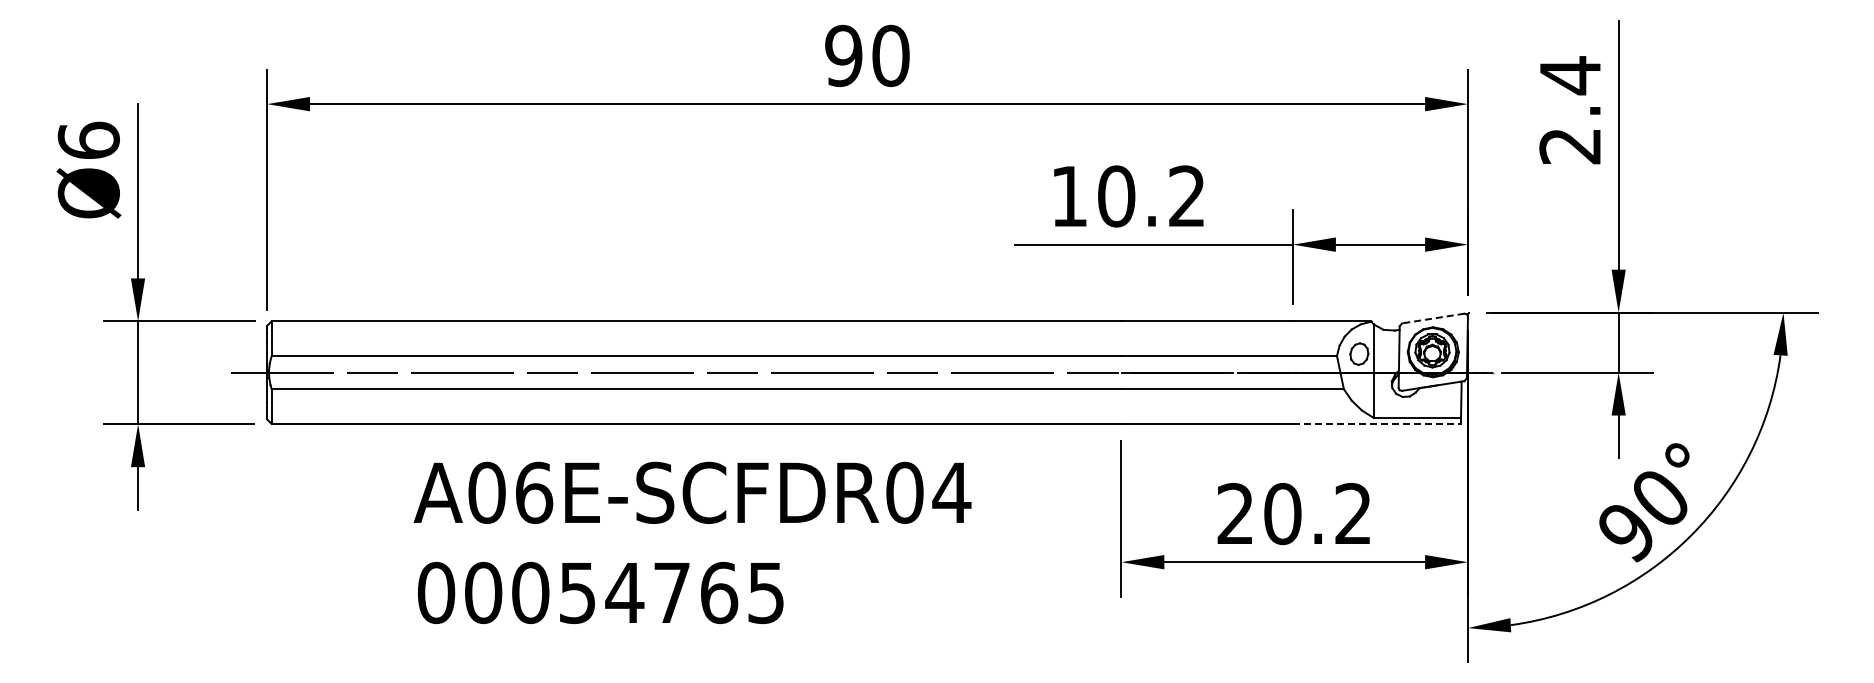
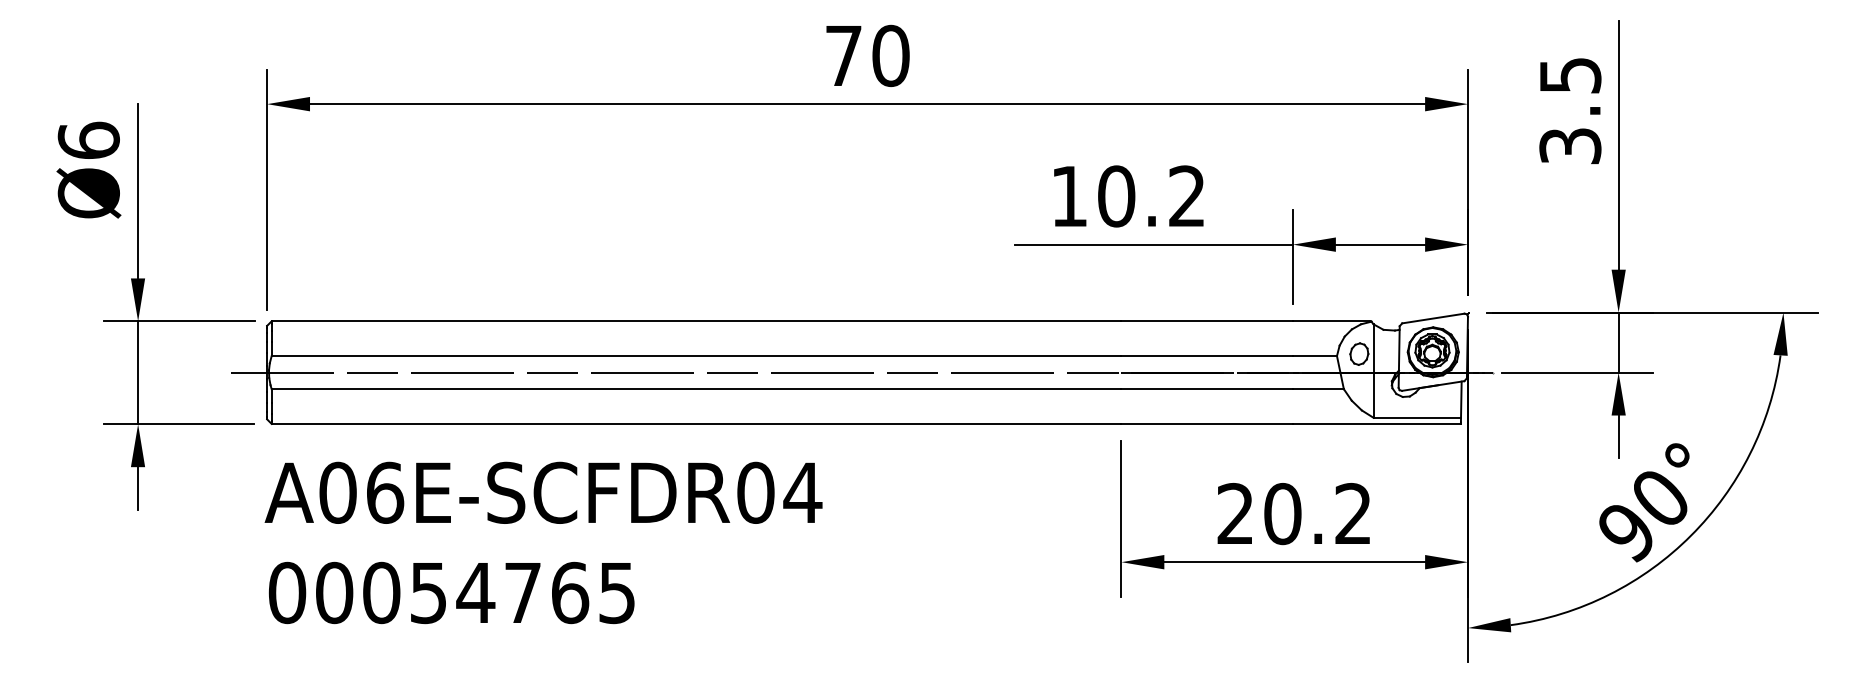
text: 90 -> 70 (843, 55)
text: 2.4 -> 3.5 (1570, 110)
line: dashed -> solid (1433, 318)
line: dashed -> solid (1376, 423)
text position: (692, 542) -> (543, 542) (543, 542)
